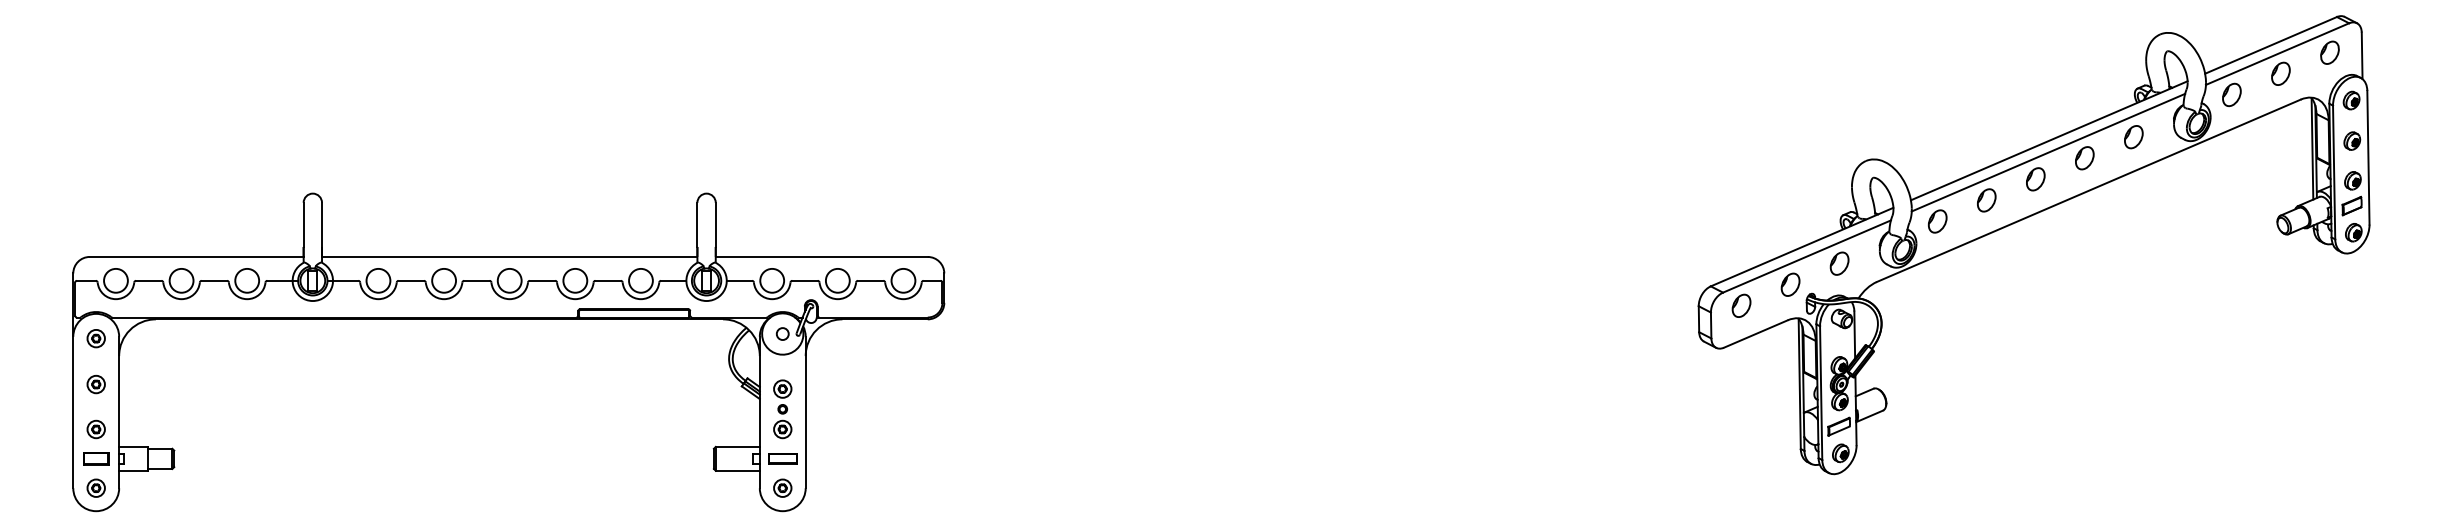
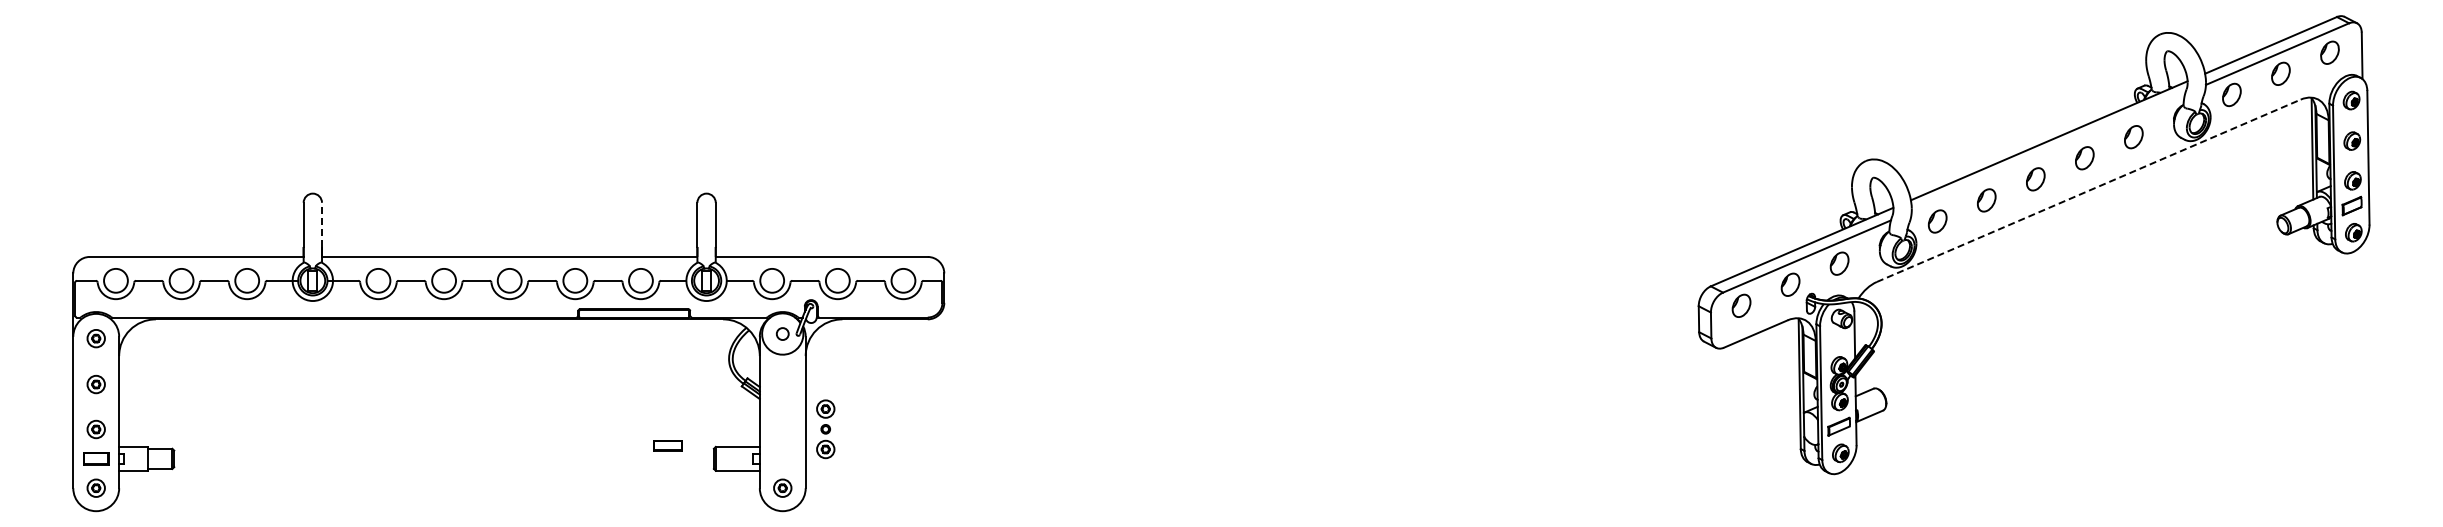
line: present -> none (2048, 152)
line: solid -> dashed (2088, 190)
line: solid -> dashed (322, 224)
part position: (782, 409) -> (825, 429) (825, 429)
part position: (782, 458) -> (667, 445) (667, 445)
